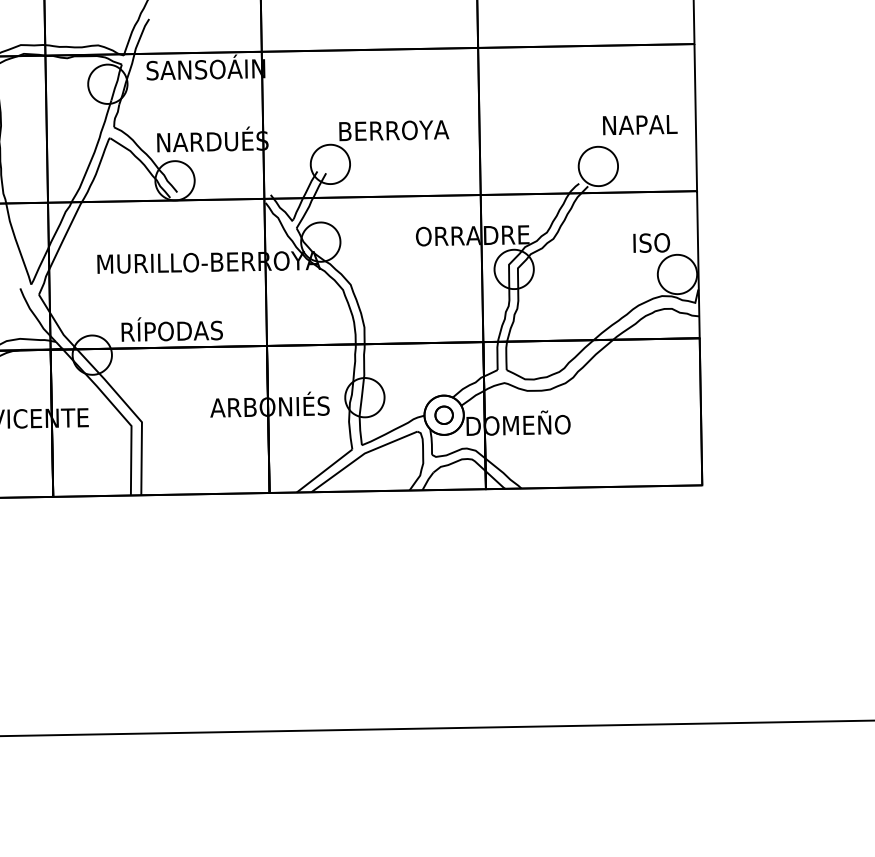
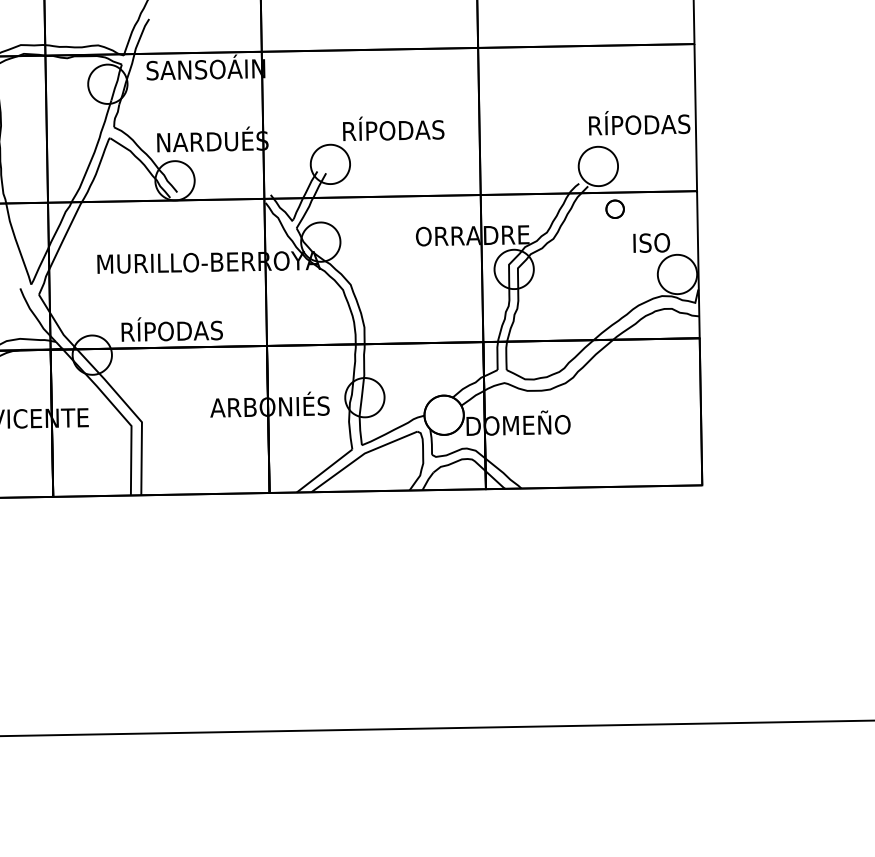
text: NAPAL -> RÍPODAS (639, 123)
text: BERROYA -> RÍPODAS (394, 128)
part position: (443, 414) -> (614, 208) (614, 208)
